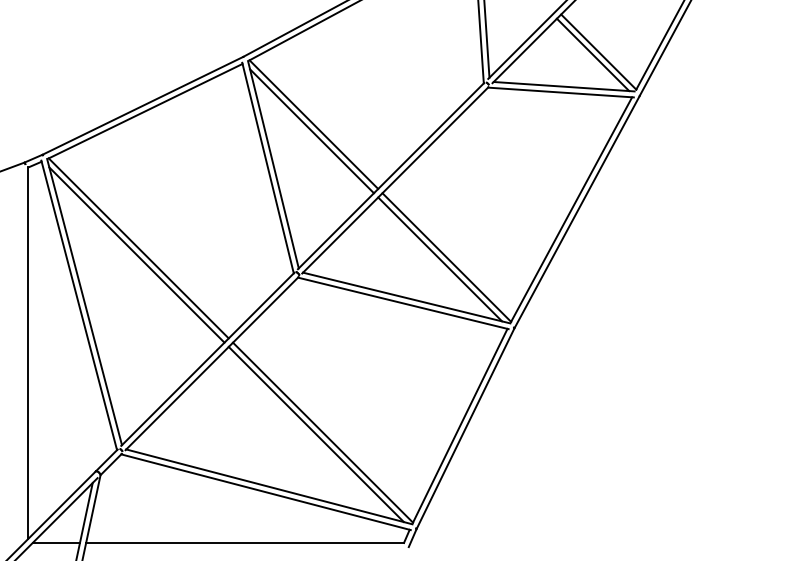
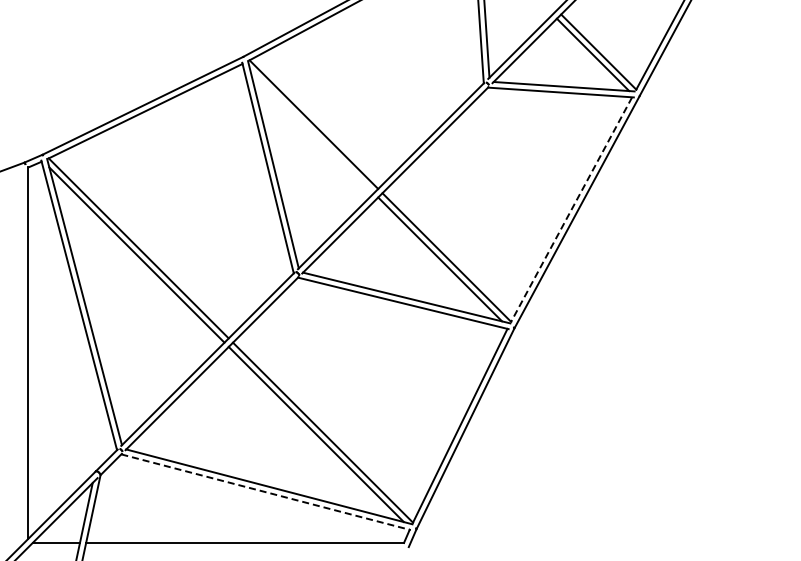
line: present -> none (311, 131)
line: solid -> dashed (571, 209)
line: solid -> dashed (266, 492)
